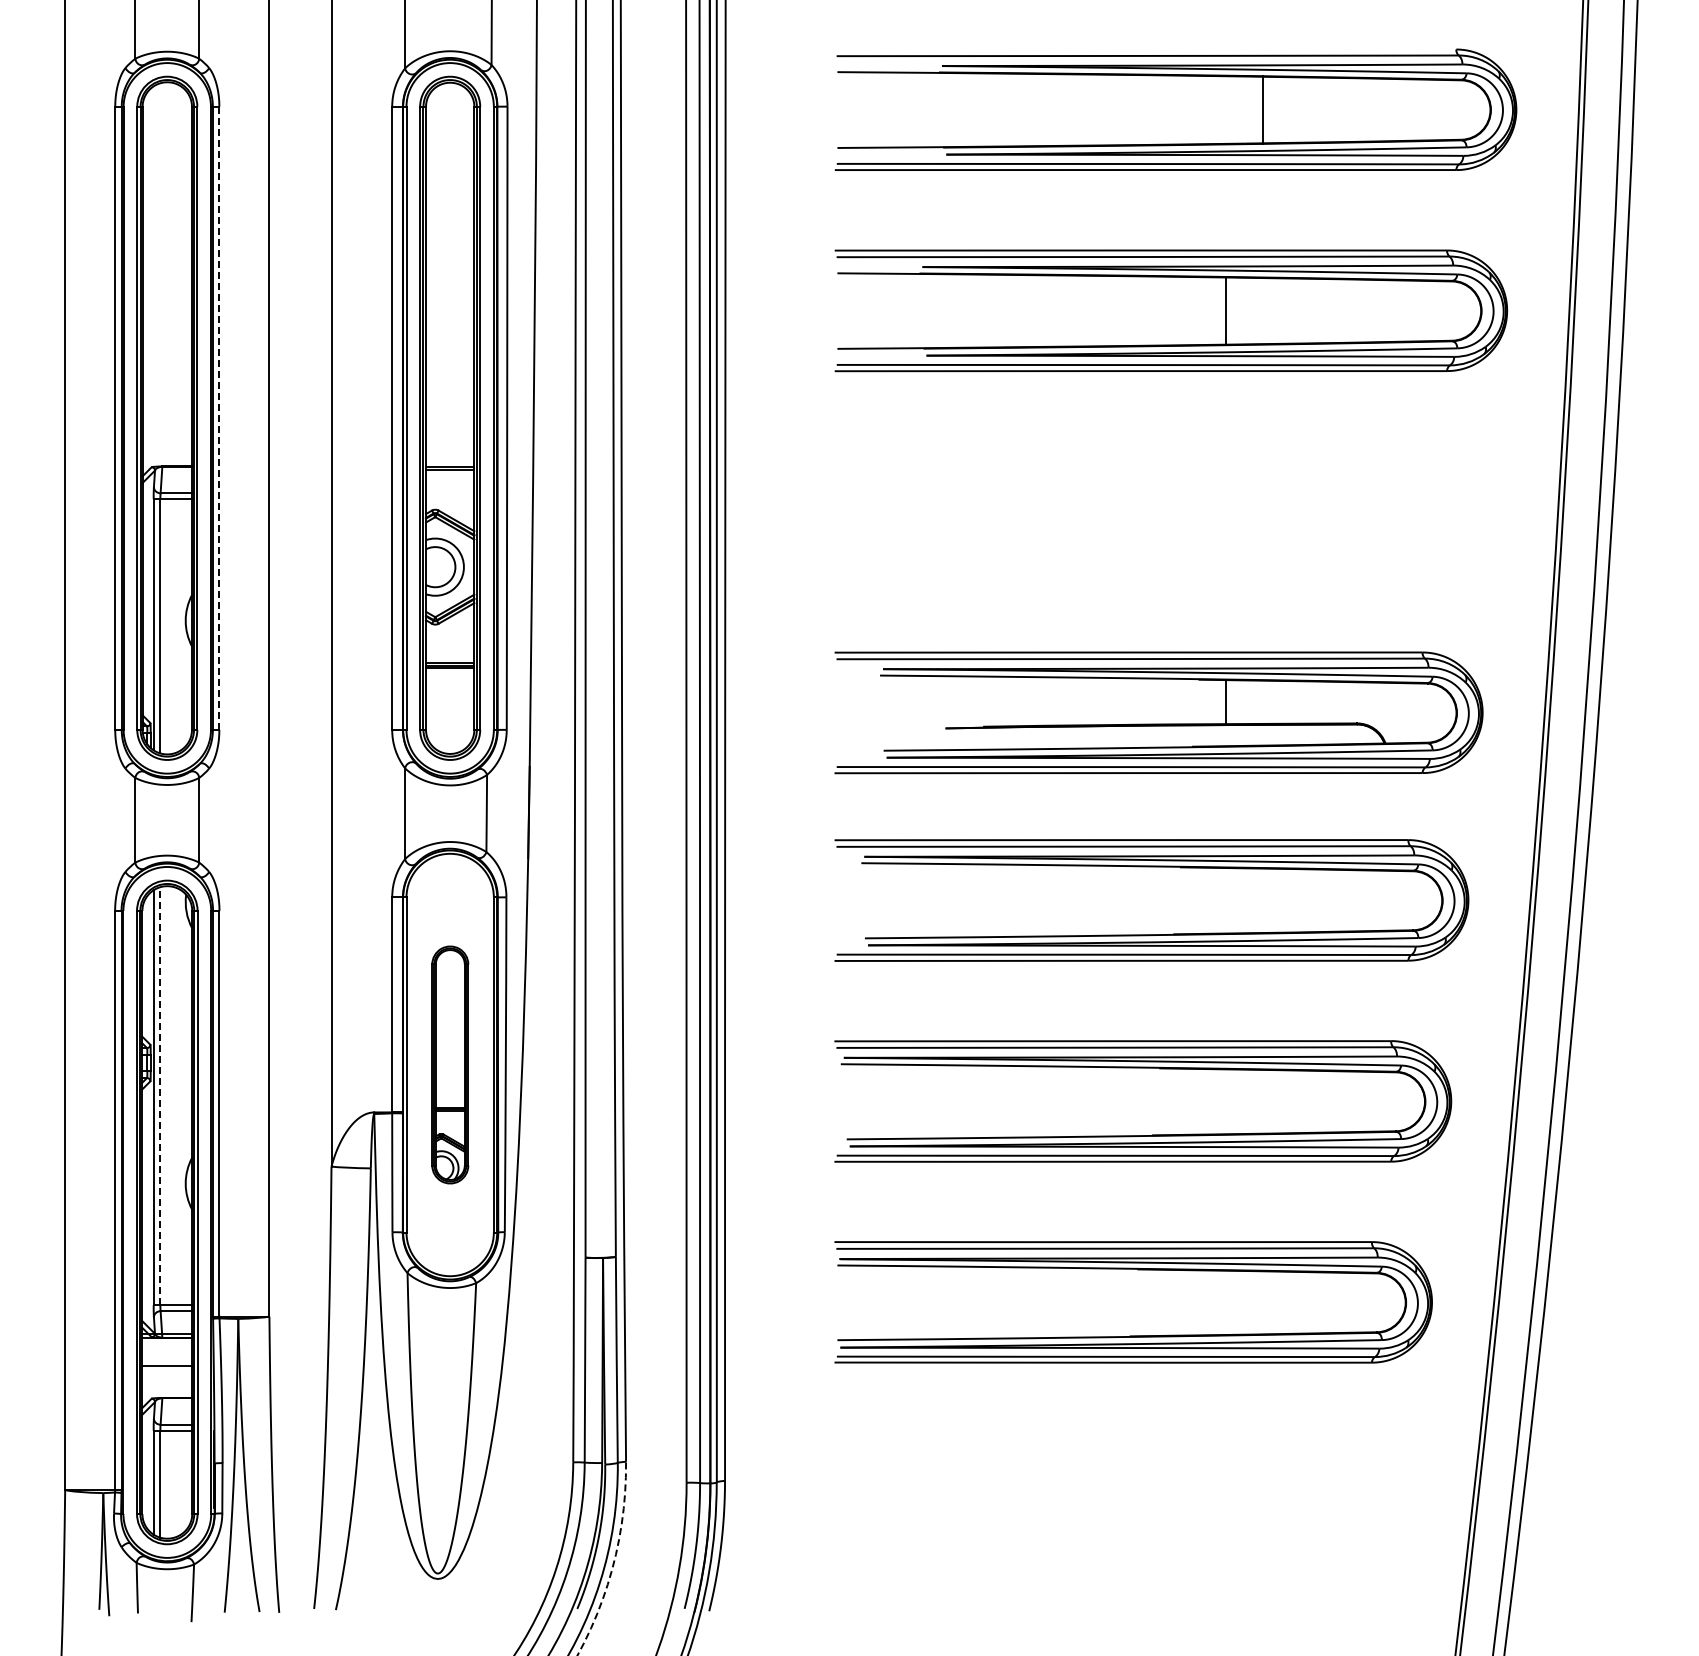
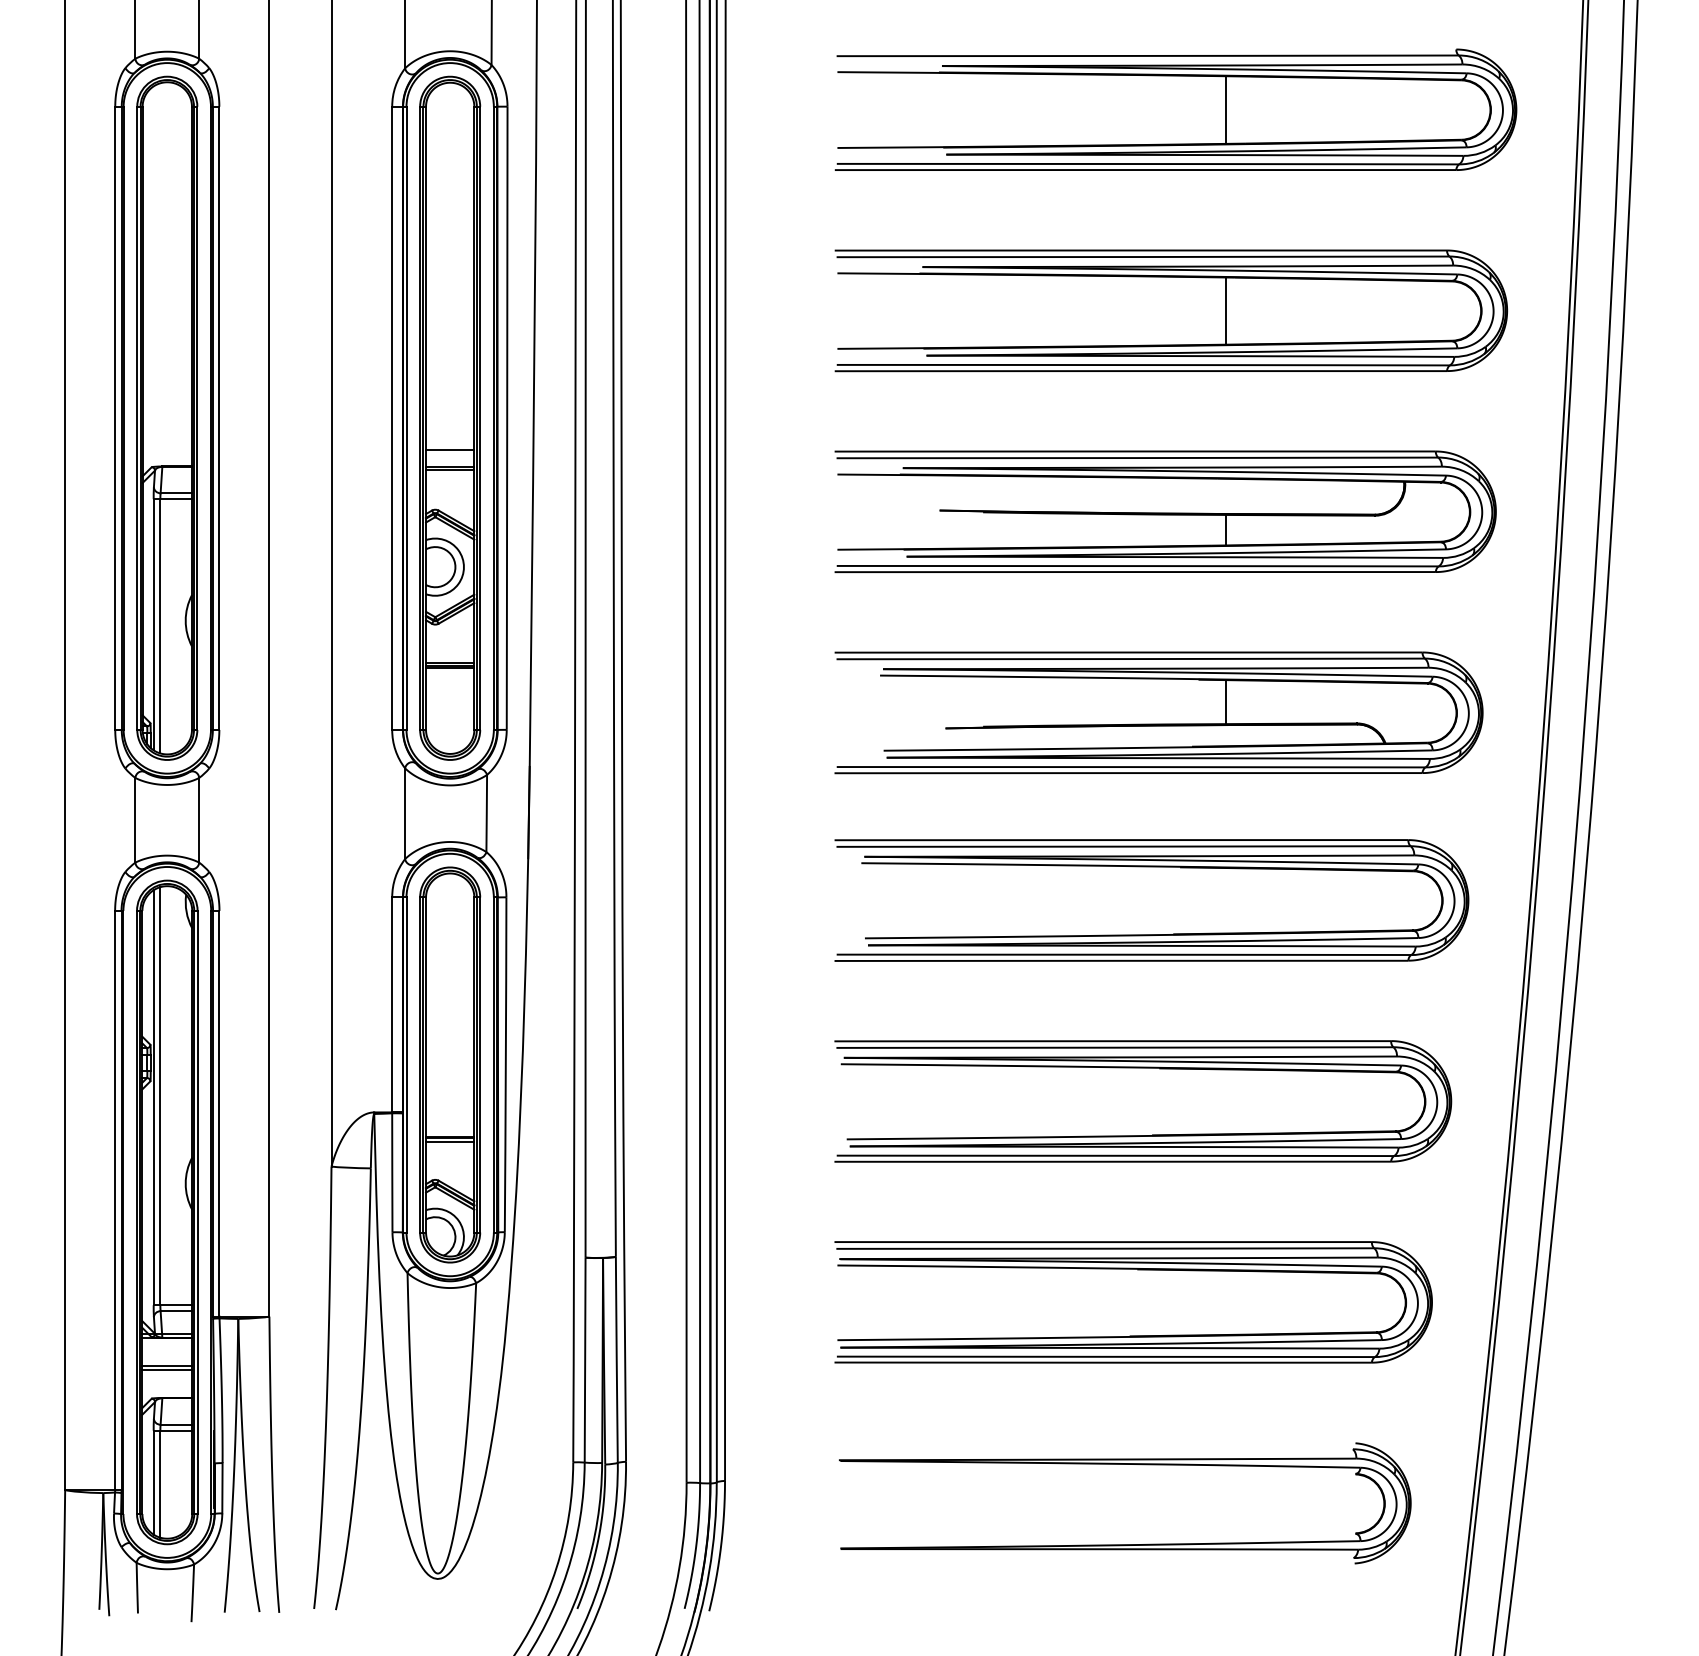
line position: (1263, 109) -> (1226, 109) (1226, 109)
line: dashed -> solid (219, 418)
line: none -> present (450, 449)
part: none -> present (1165, 511)
part size: 39x240 px -> 63x398 px (450, 1064)
line: dashed -> solid (160, 1095)
line: none -> present (167, 1369)
part: none -> present (1125, 1464)
arc: dashed -> solid (614, 1561)
